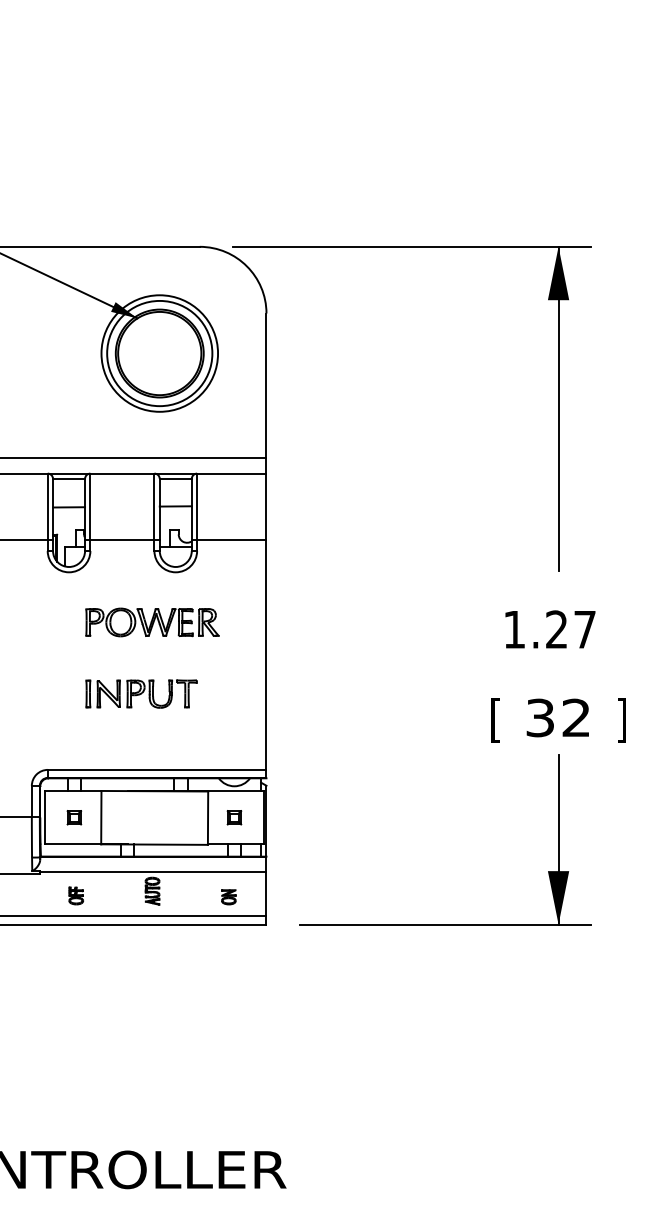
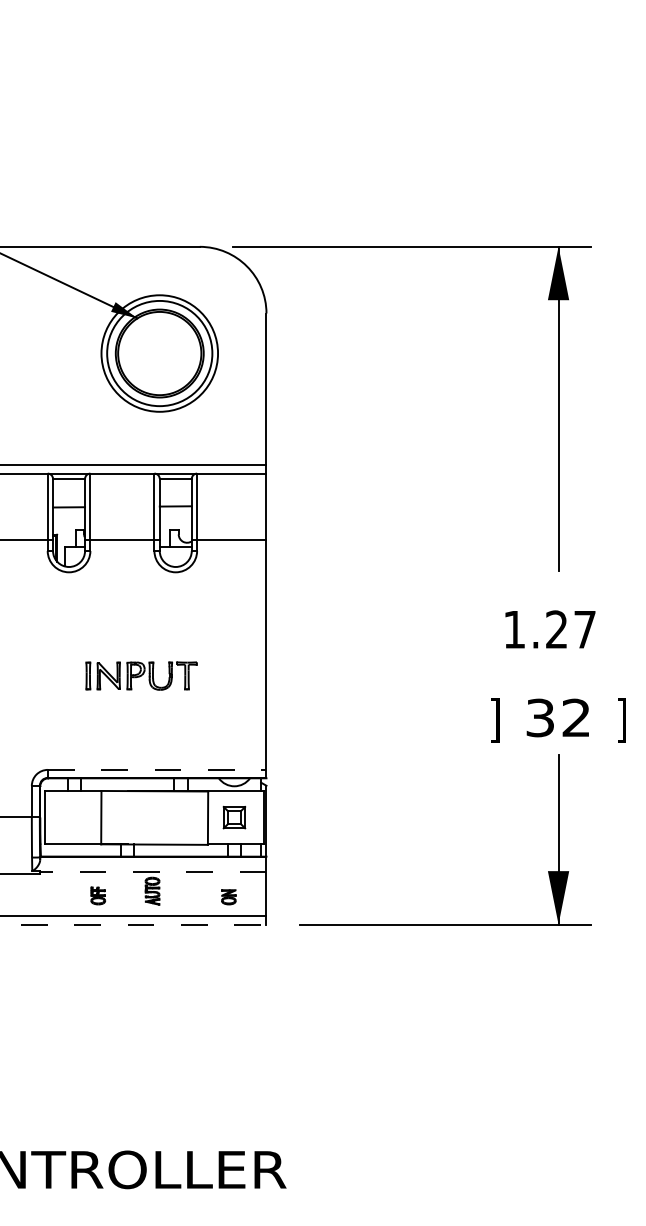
line position: (134, 457) -> (134, 464) (134, 464)
part: present -> none (152, 622)
part position: (141, 693) -> (141, 675) (141, 675)
text: [ -> ] (495, 720)
line: solid -> dashed (157, 769)
part: present -> none (74, 817)
part size: 17x16 px -> 25x25 px (234, 817)
line: solid -> dashed (152, 872)
part position: (75, 895) -> (97, 895) (97, 895)
line: solid -> dashed (133, 924)
